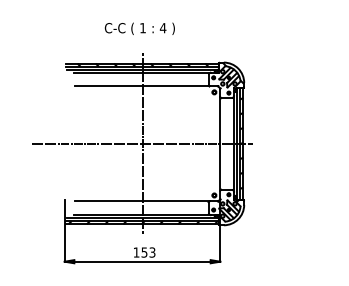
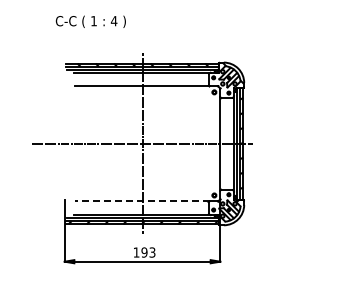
text position: (139, 28) -> (90, 21) (90, 21)
line: solid -> dashed (142, 201)
text: 153 -> 193 (144, 252)
